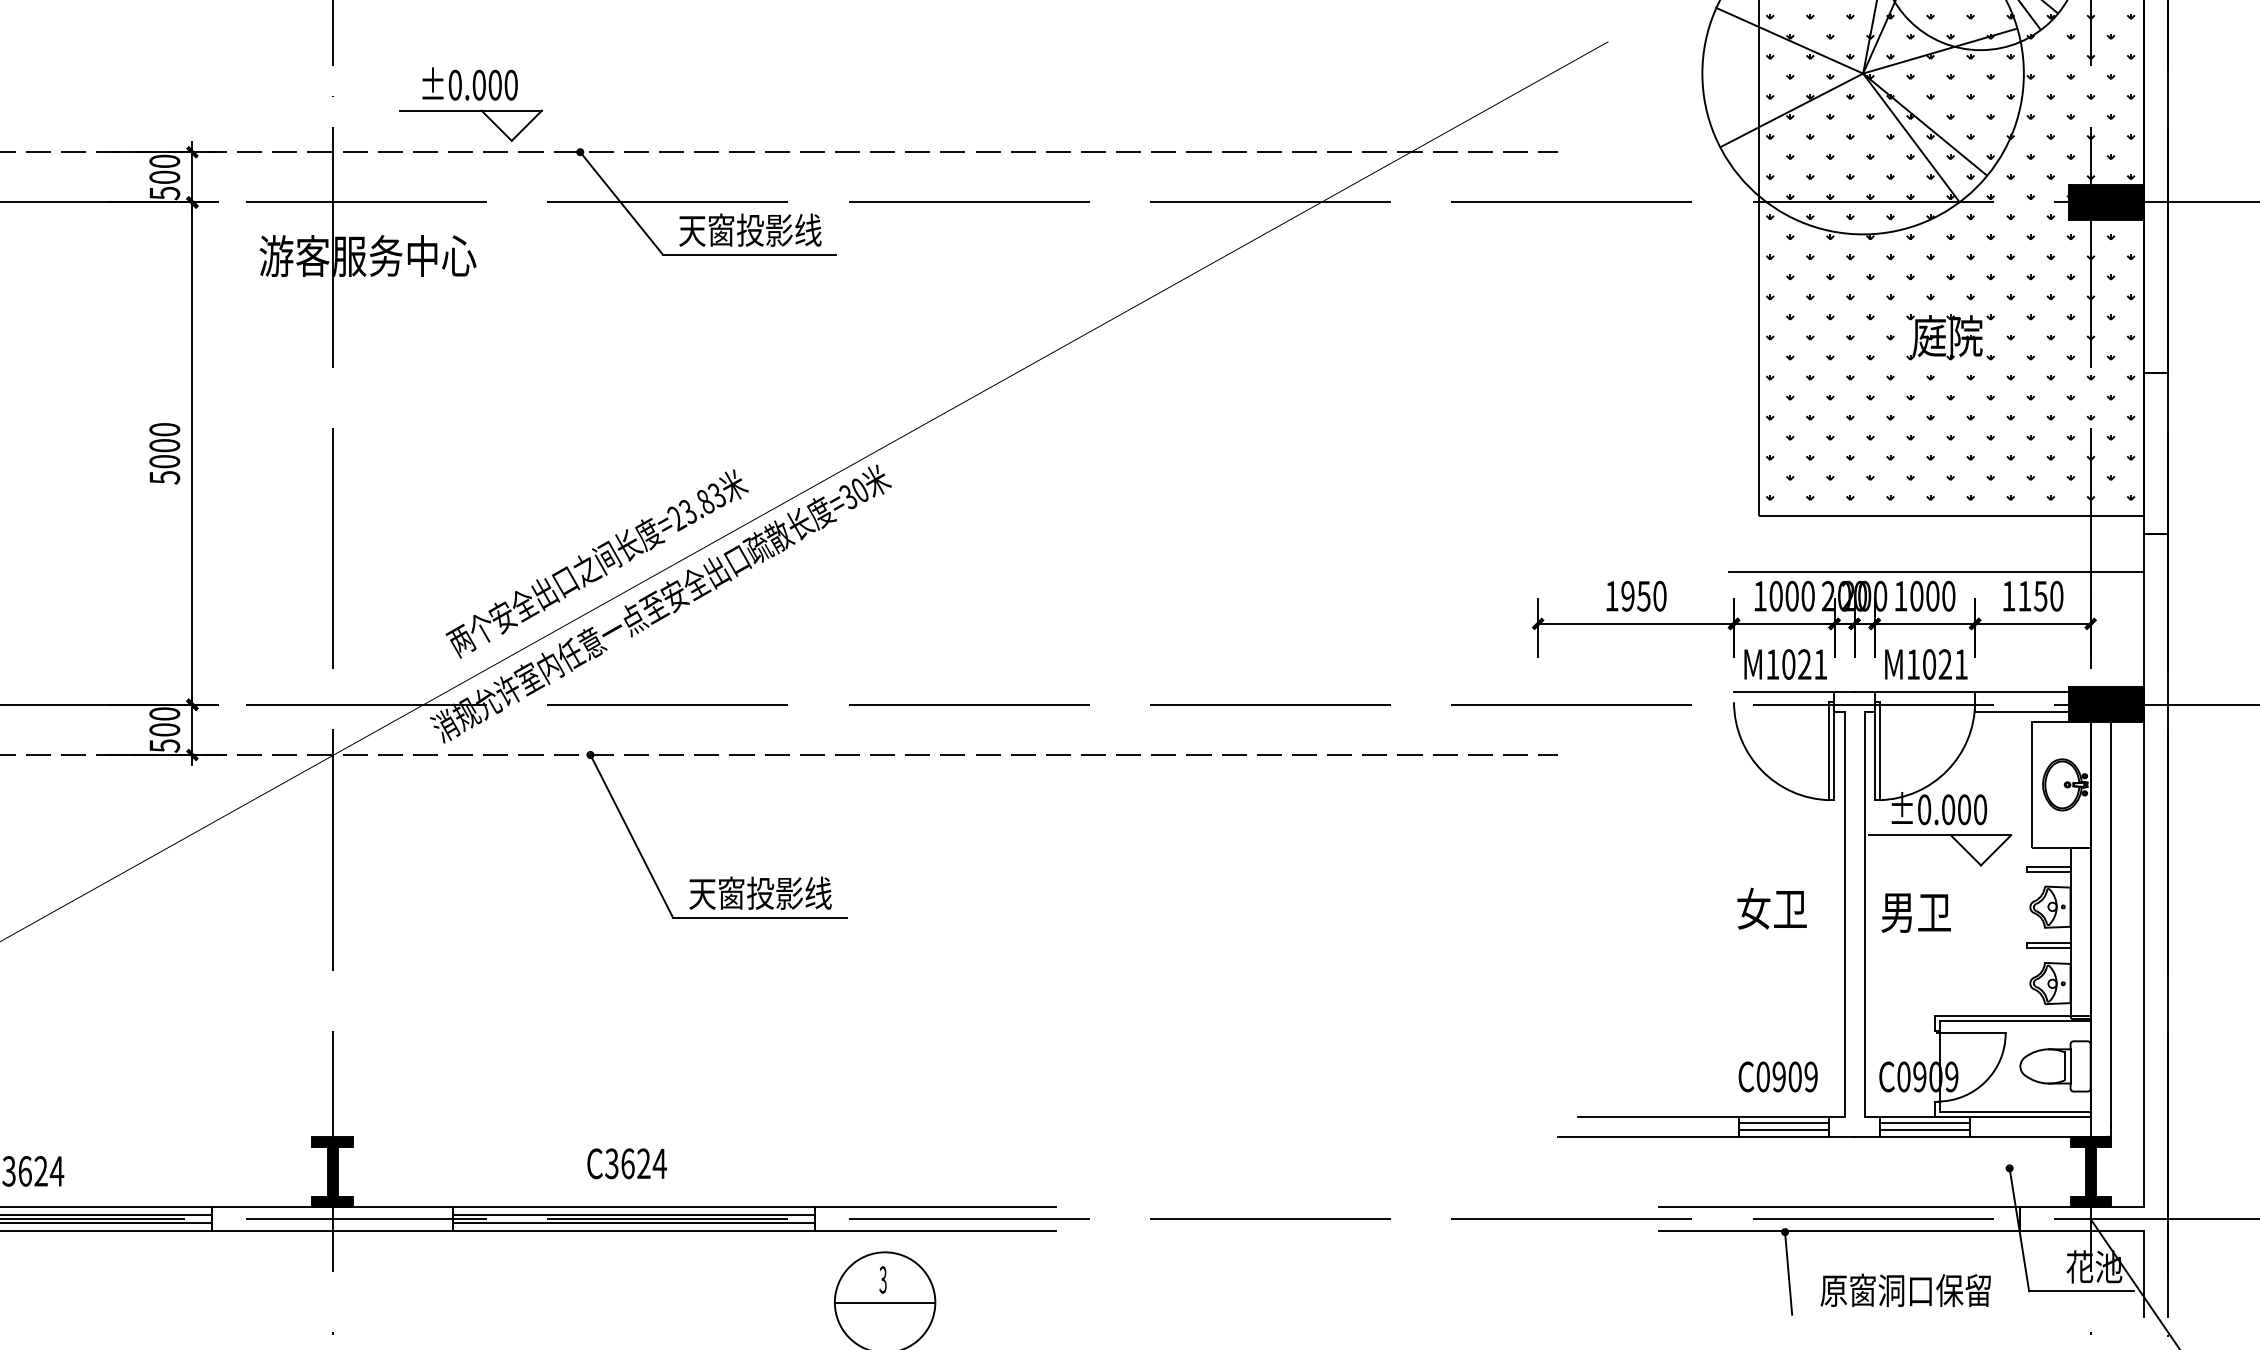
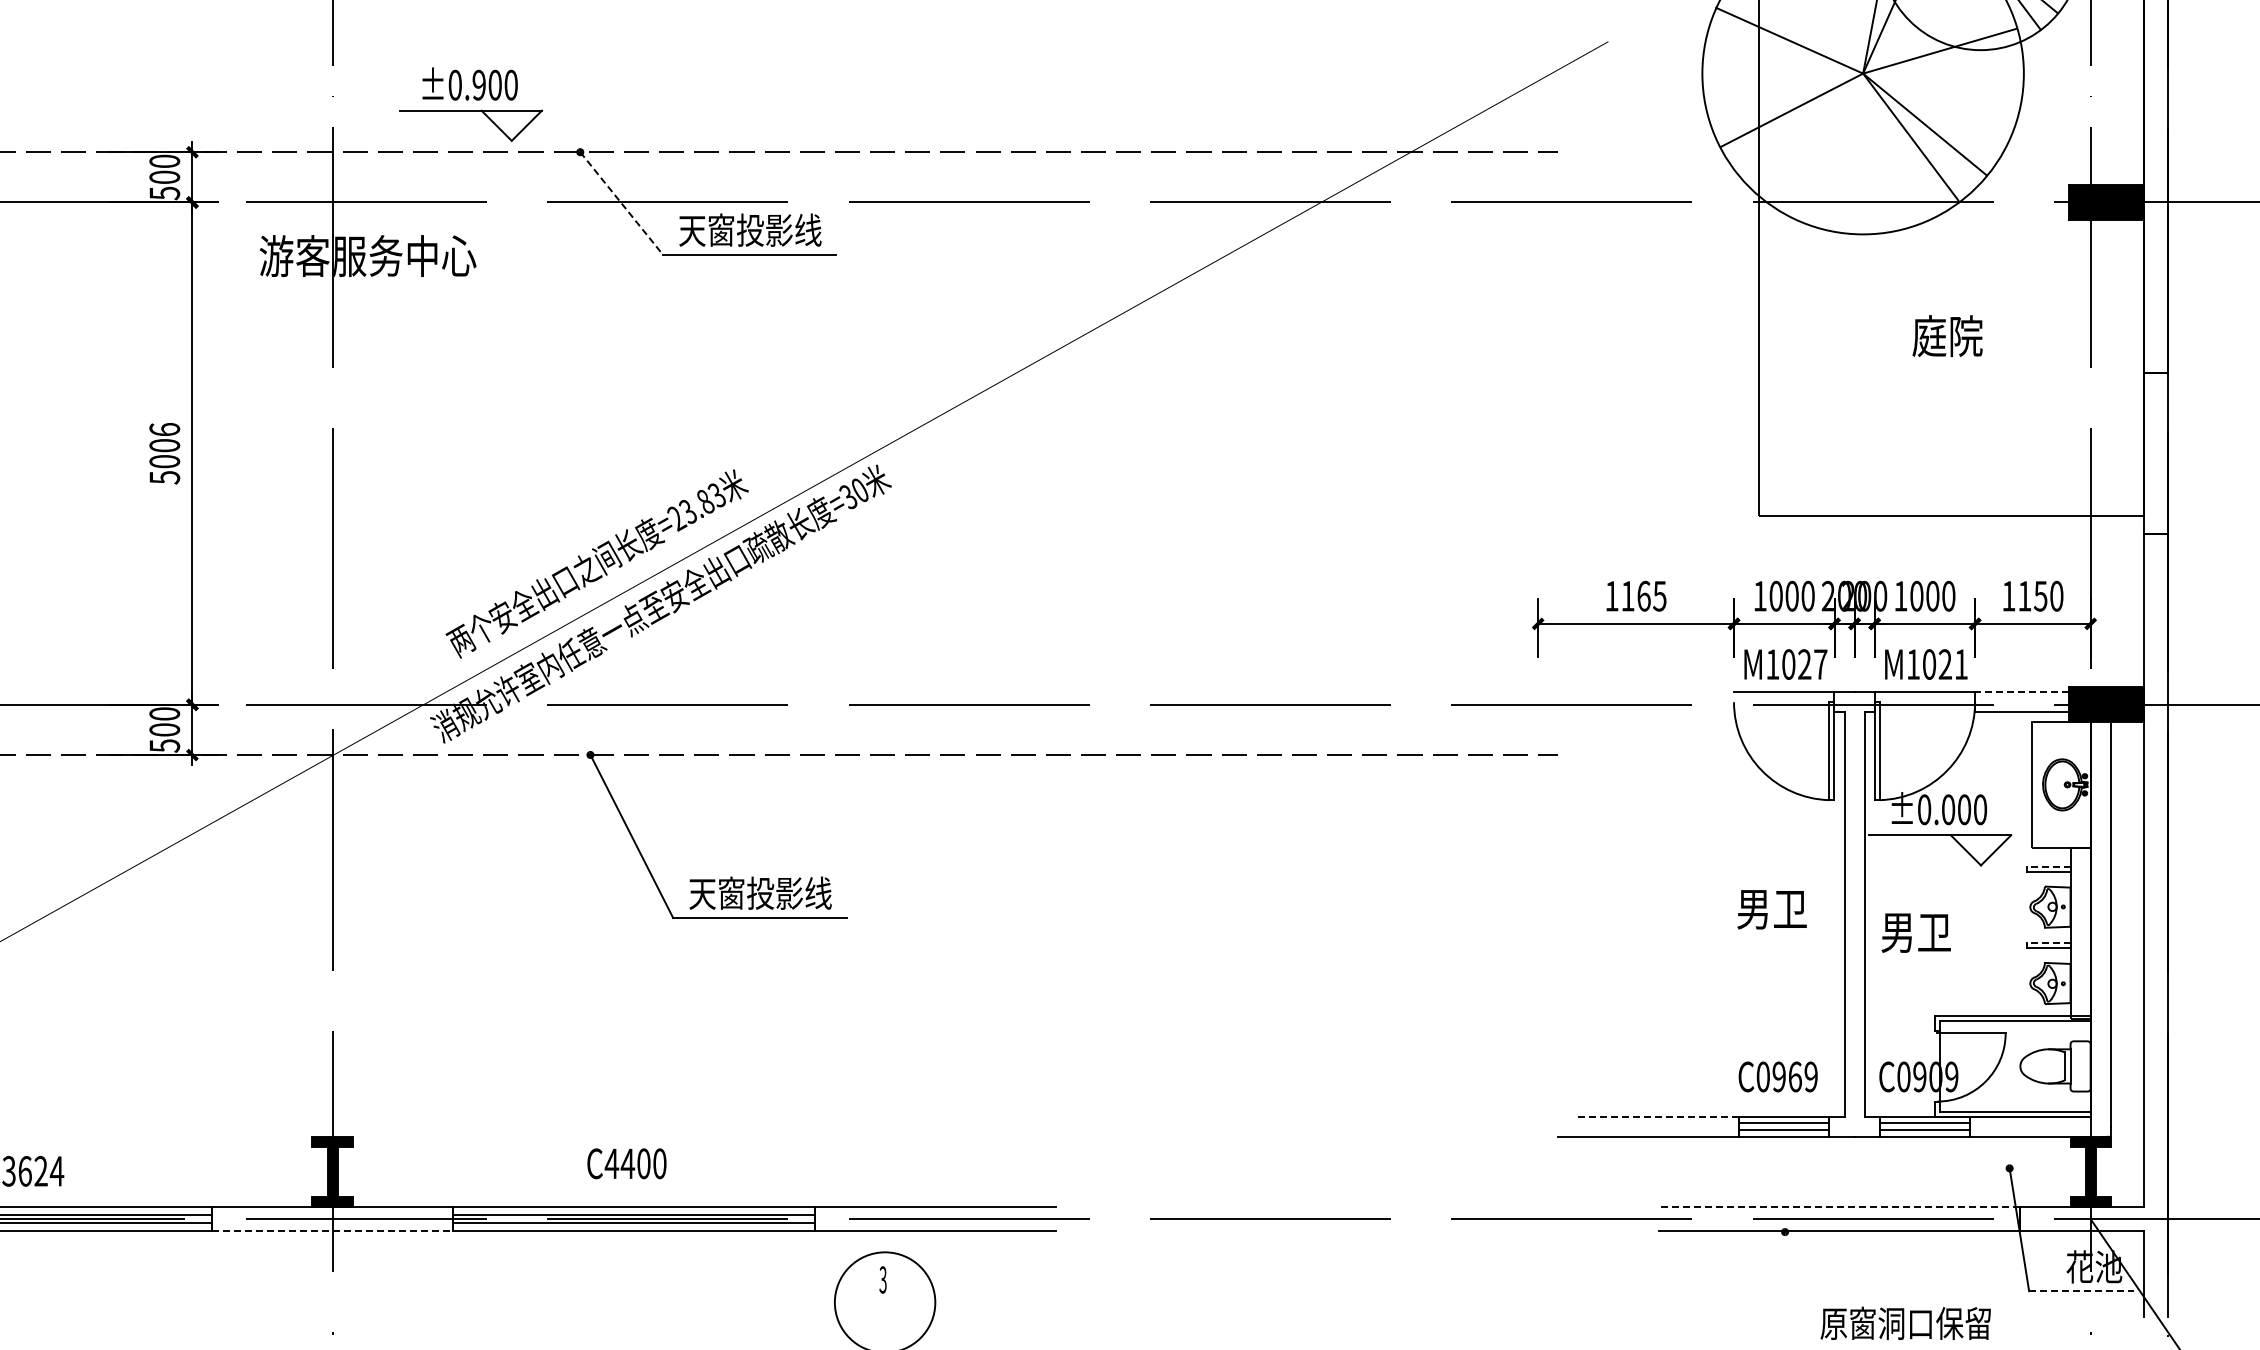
text: ±0.000 -> ±0.900 (478, 85)
line: solid -> dashed (621, 203)
hatch: present -> none (1950, 264)
text: 5000 -> 5006 (164, 429)
line: present -> none (1935, 571)
text: 1950 -> 1165 (1643, 595)
text: M1021 -> M1027 (1820, 664)
line: solid -> dashed (2021, 692)
line: solid -> dashed (2048, 866)
text: 女卫 -> 男卫 (1753, 908)
text position: (1915, 912) -> (1915, 932) (1915, 932)
line: solid -> dashed (2048, 942)
text: C0909 -> C0969 (1794, 1076)
line: solid -> dashed (1658, 1116)
text: C3624 -> C4400 (635, 1163)
line: solid -> dashed (1839, 1207)
line: solid -> dashed (332, 1231)
line: present -> none (1788, 1273)
text position: (1905, 1289) -> (1905, 1322) (1905, 1322)
line: solid -> dashed (2082, 1291)
line: present -> none (884, 1302)
